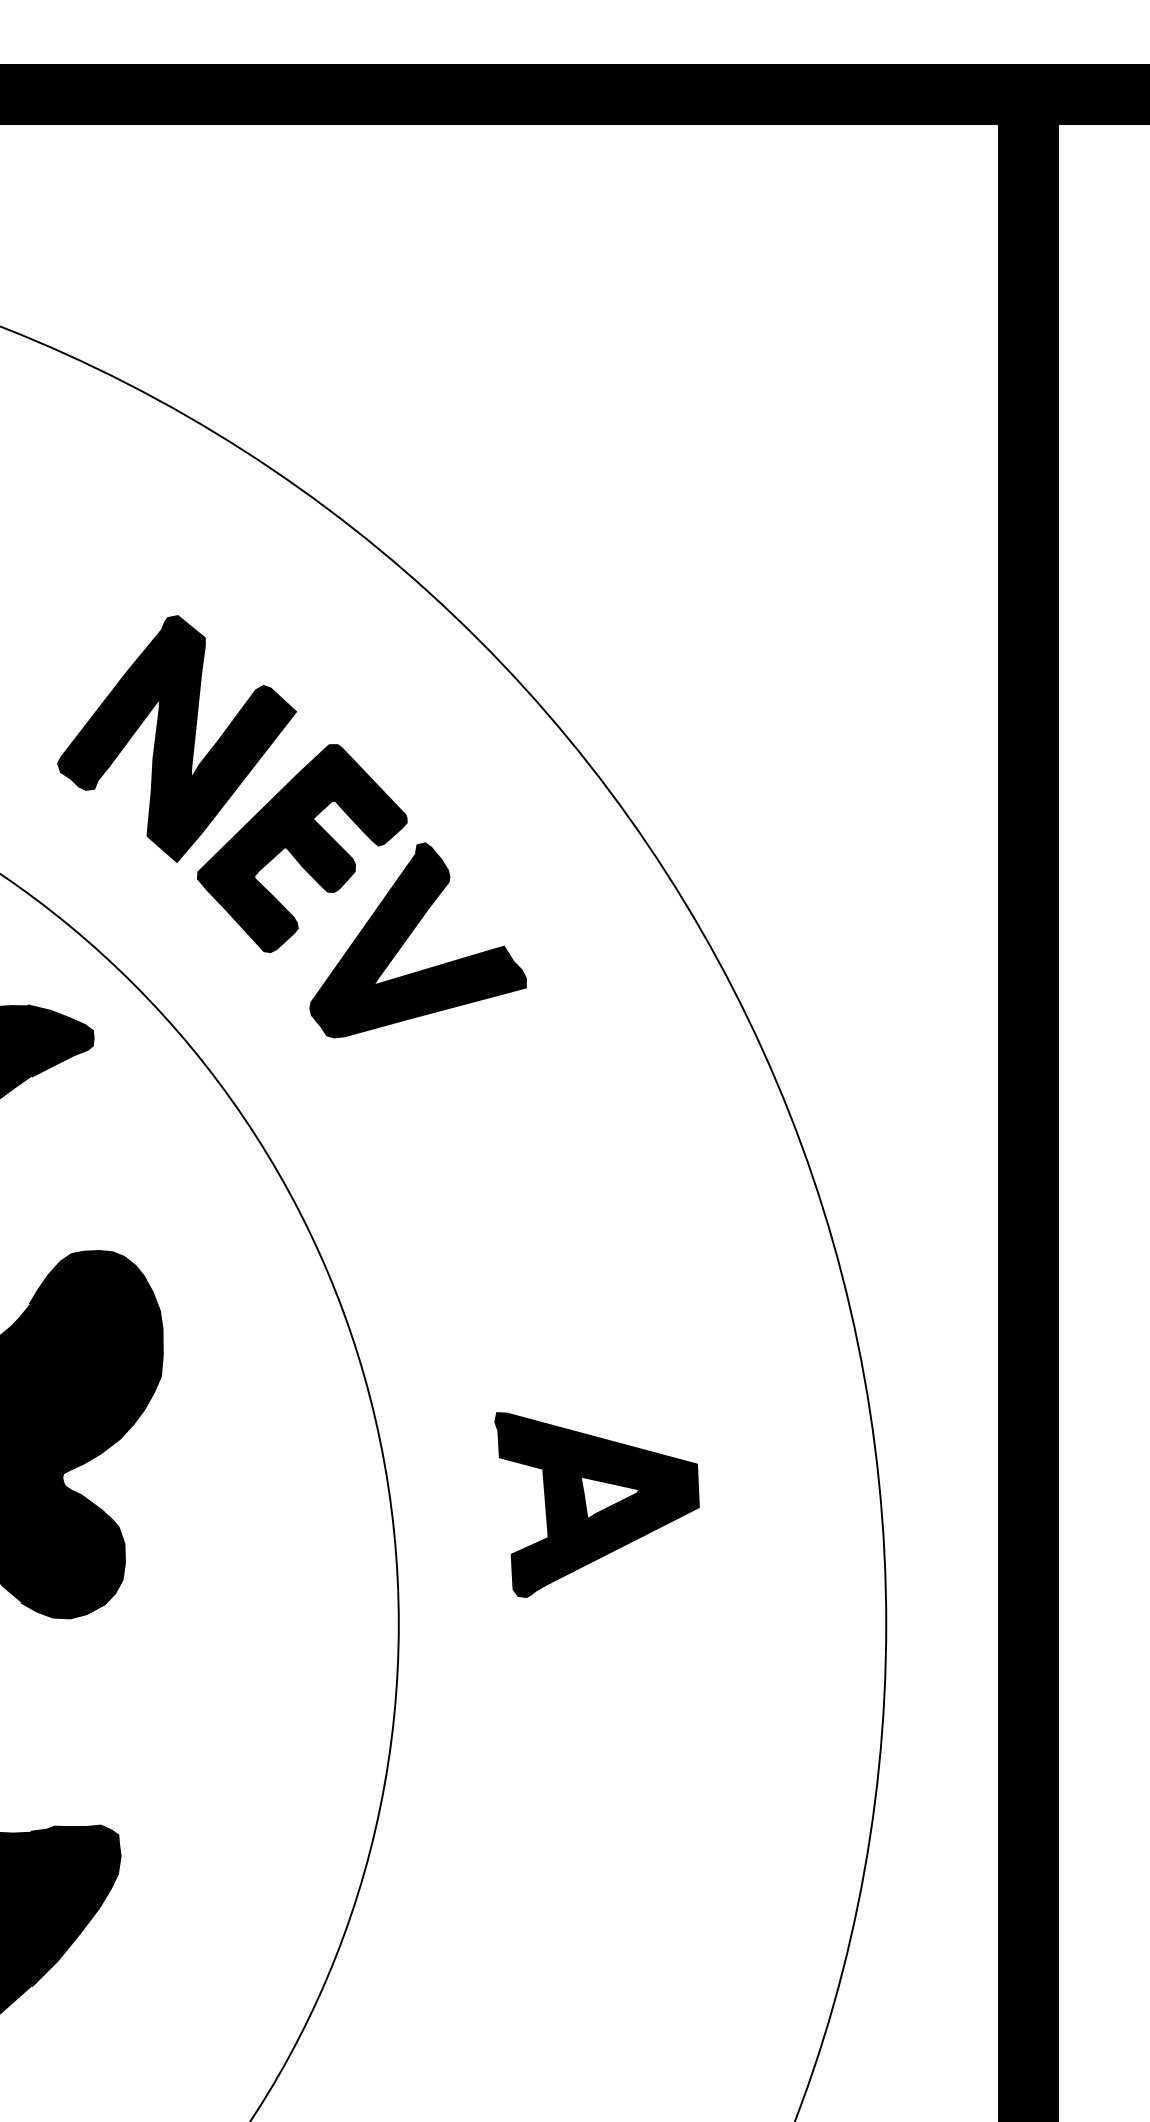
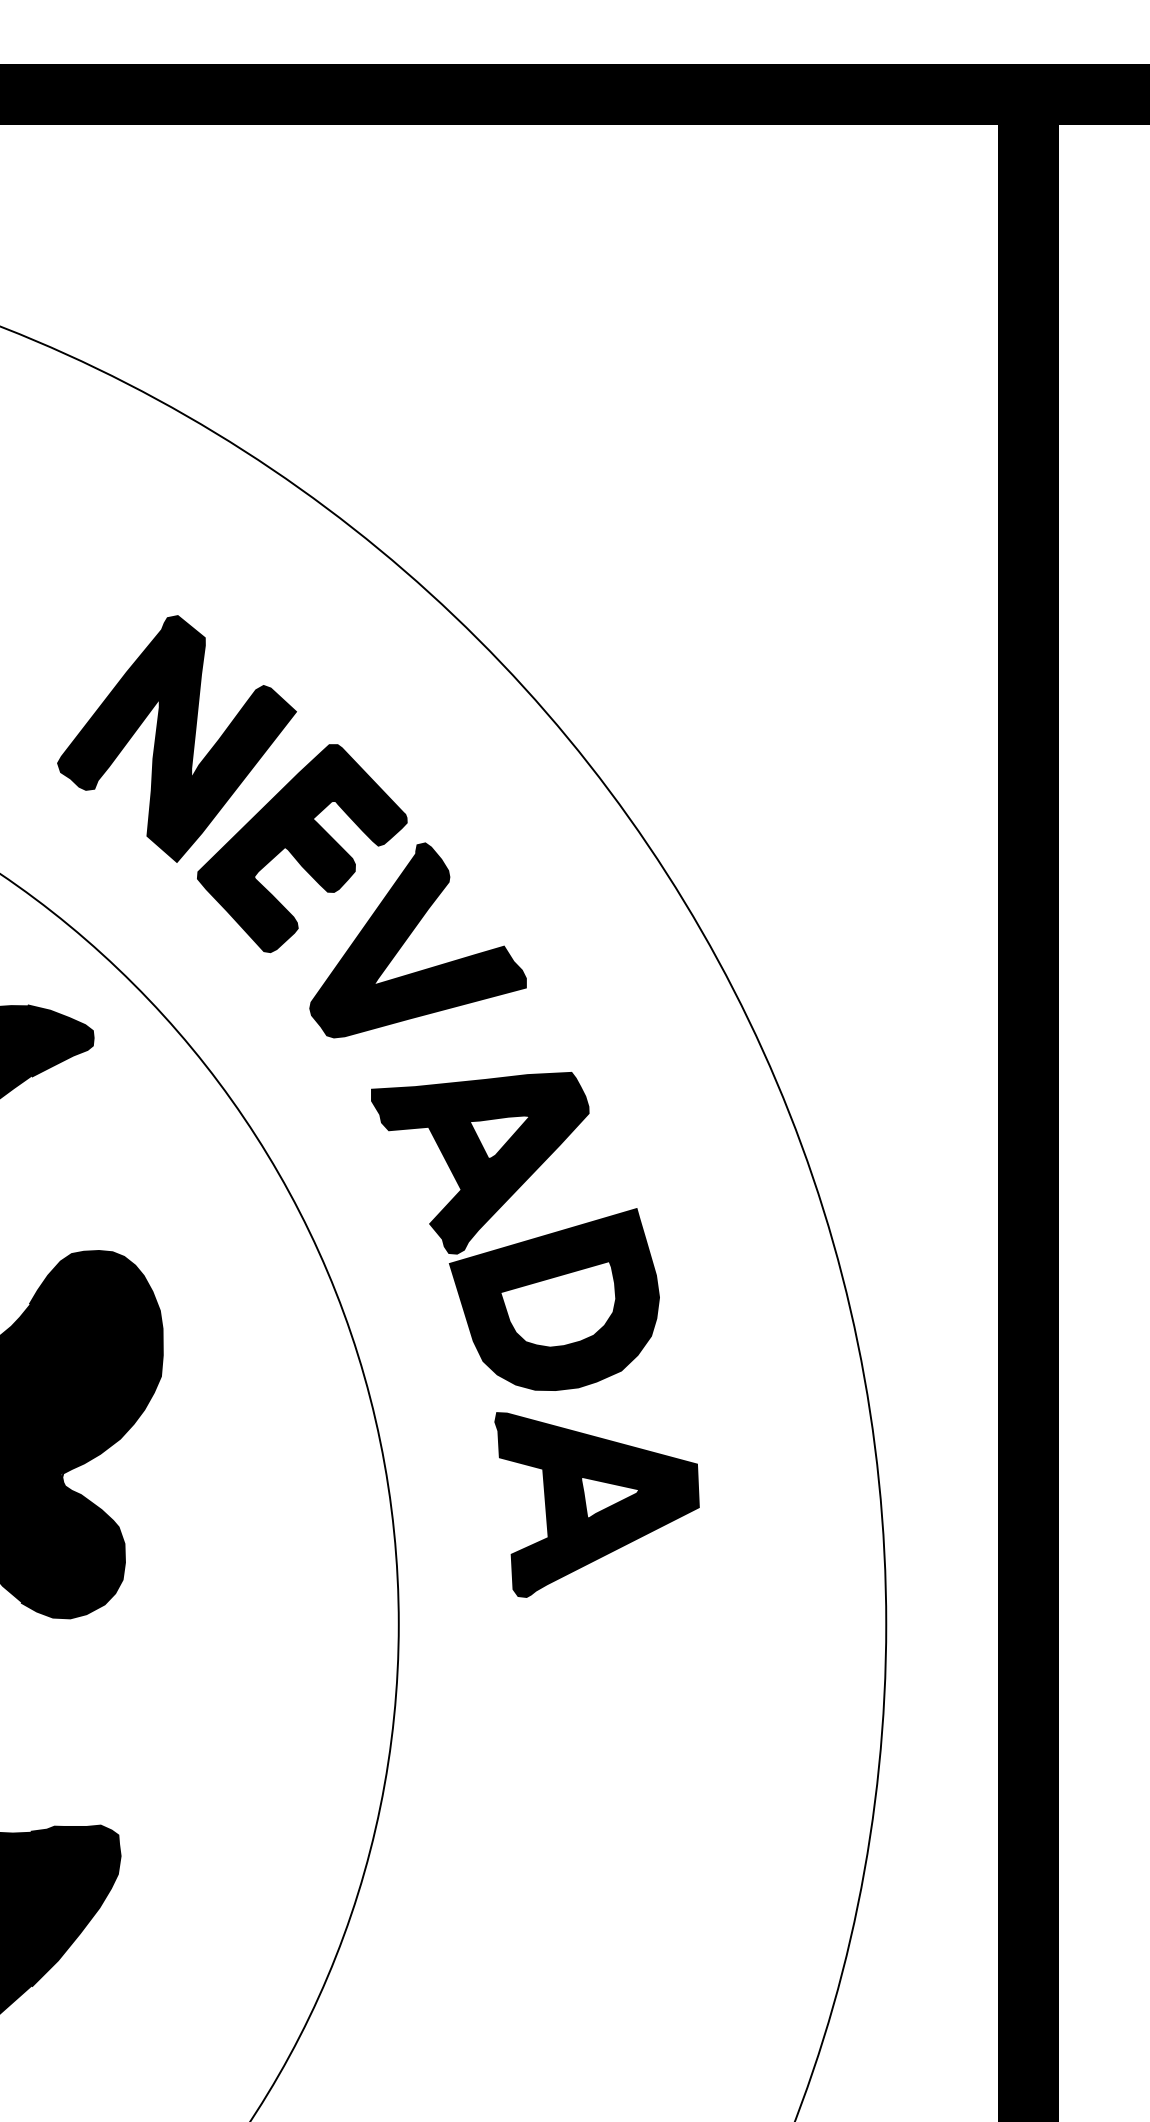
part: none -> present (518, 1242)
